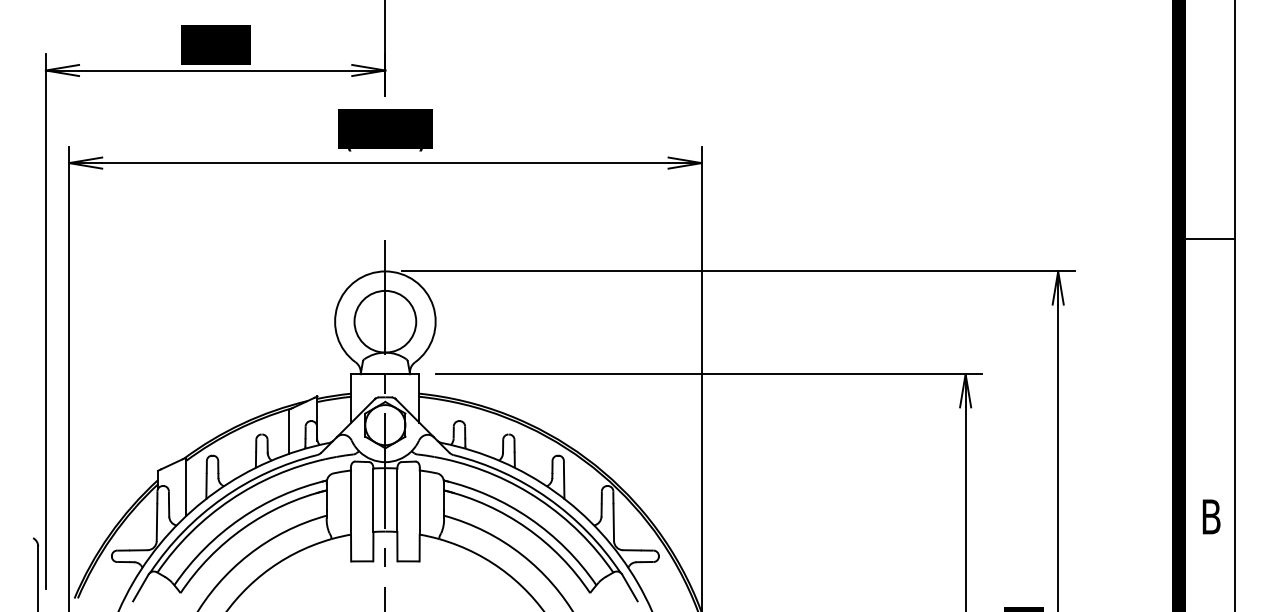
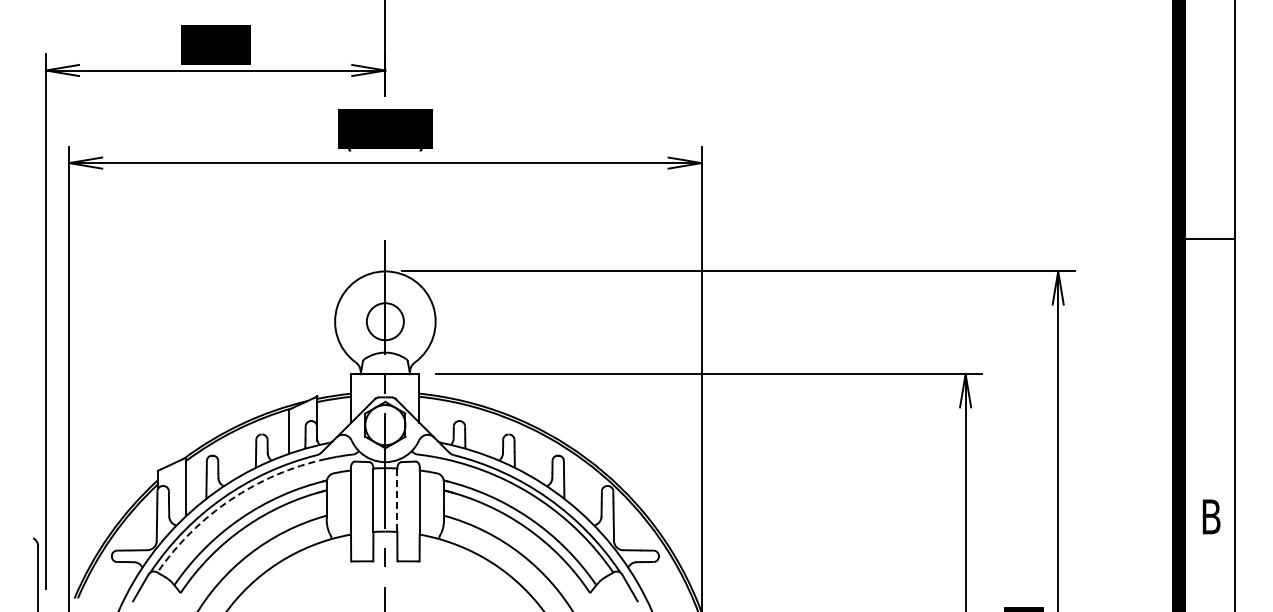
circle diameter: 62 px -> 37 px (384, 321)
arc: solid -> dashed (230, 499)
line: solid -> dashed (397, 500)
